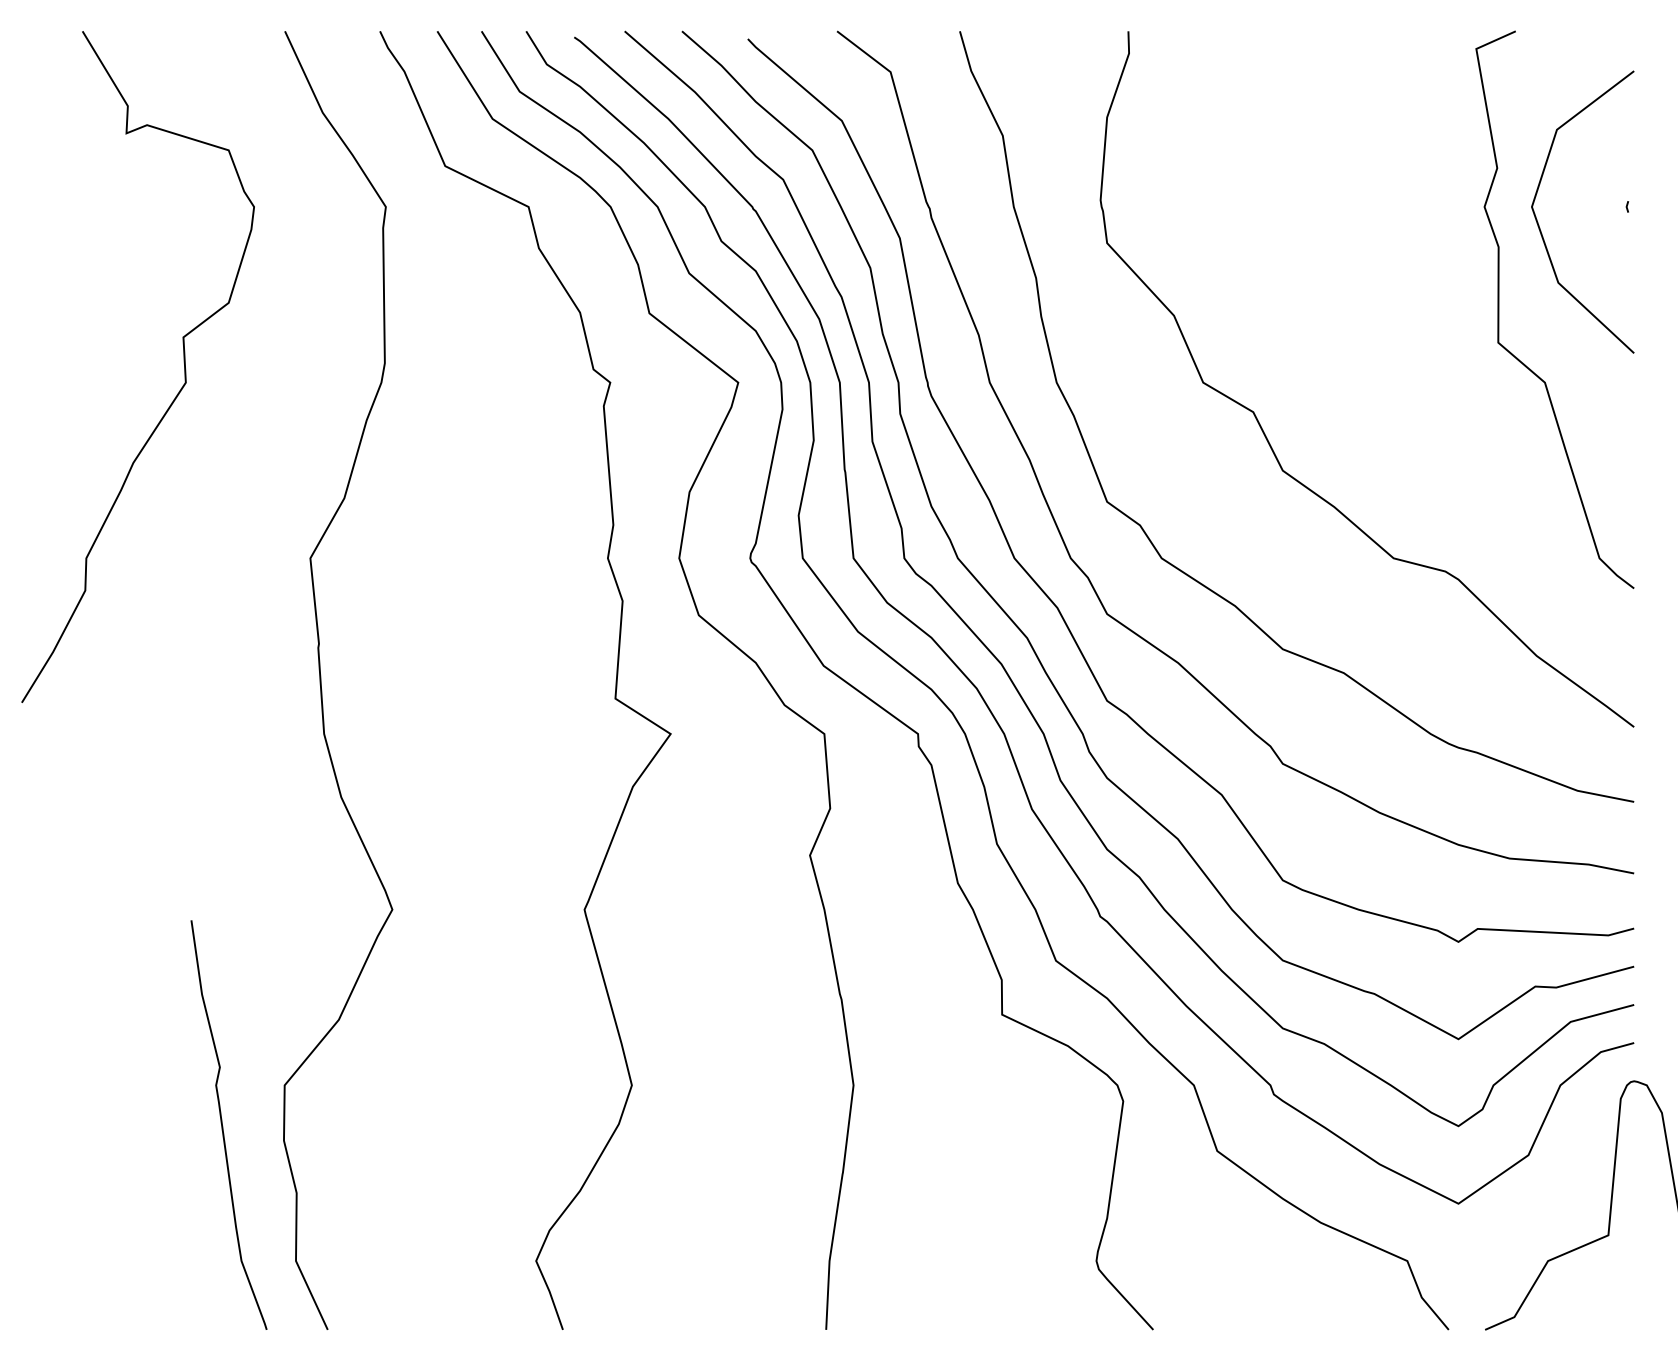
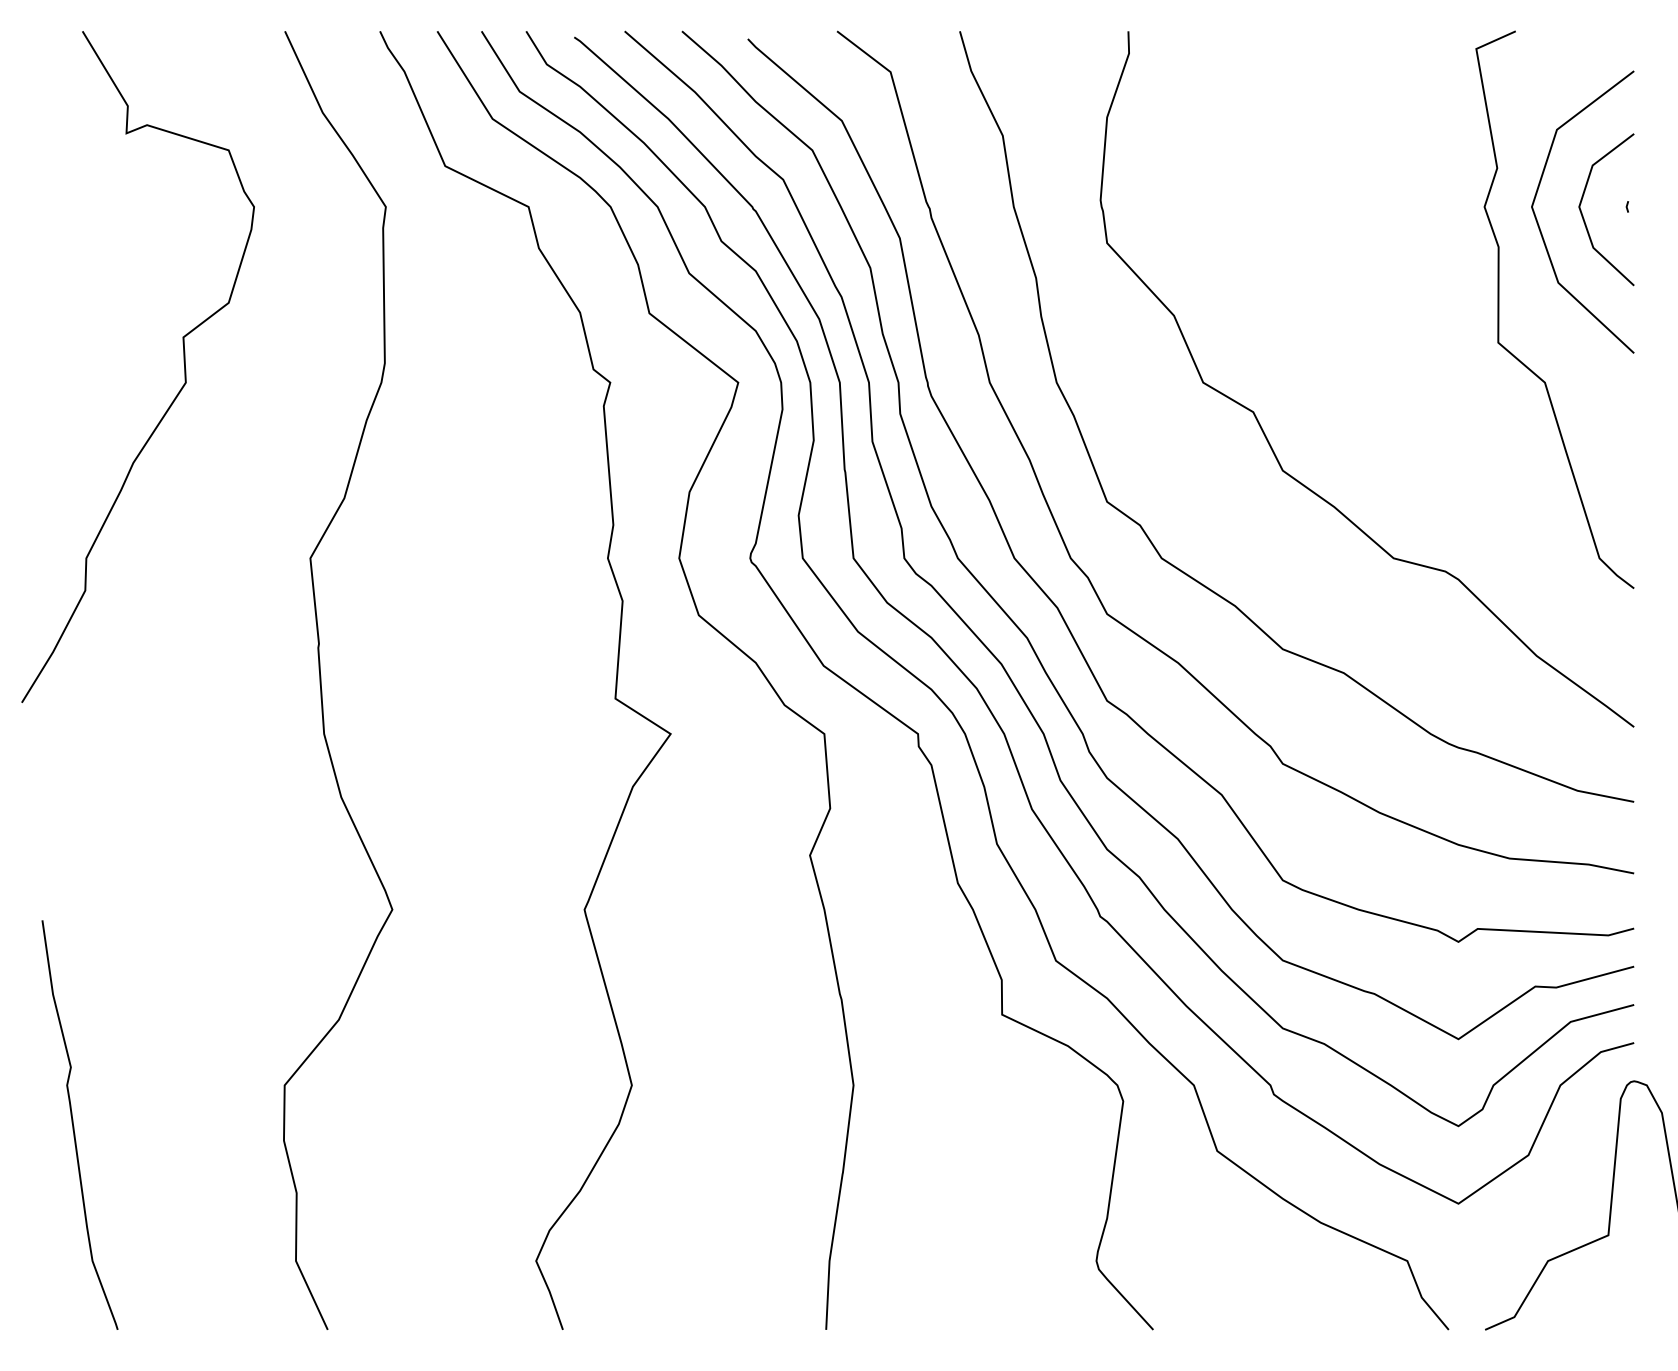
line: none -> present (1583, 215)
curve position: (223, 1126) -> (74, 1126) (74, 1126)
